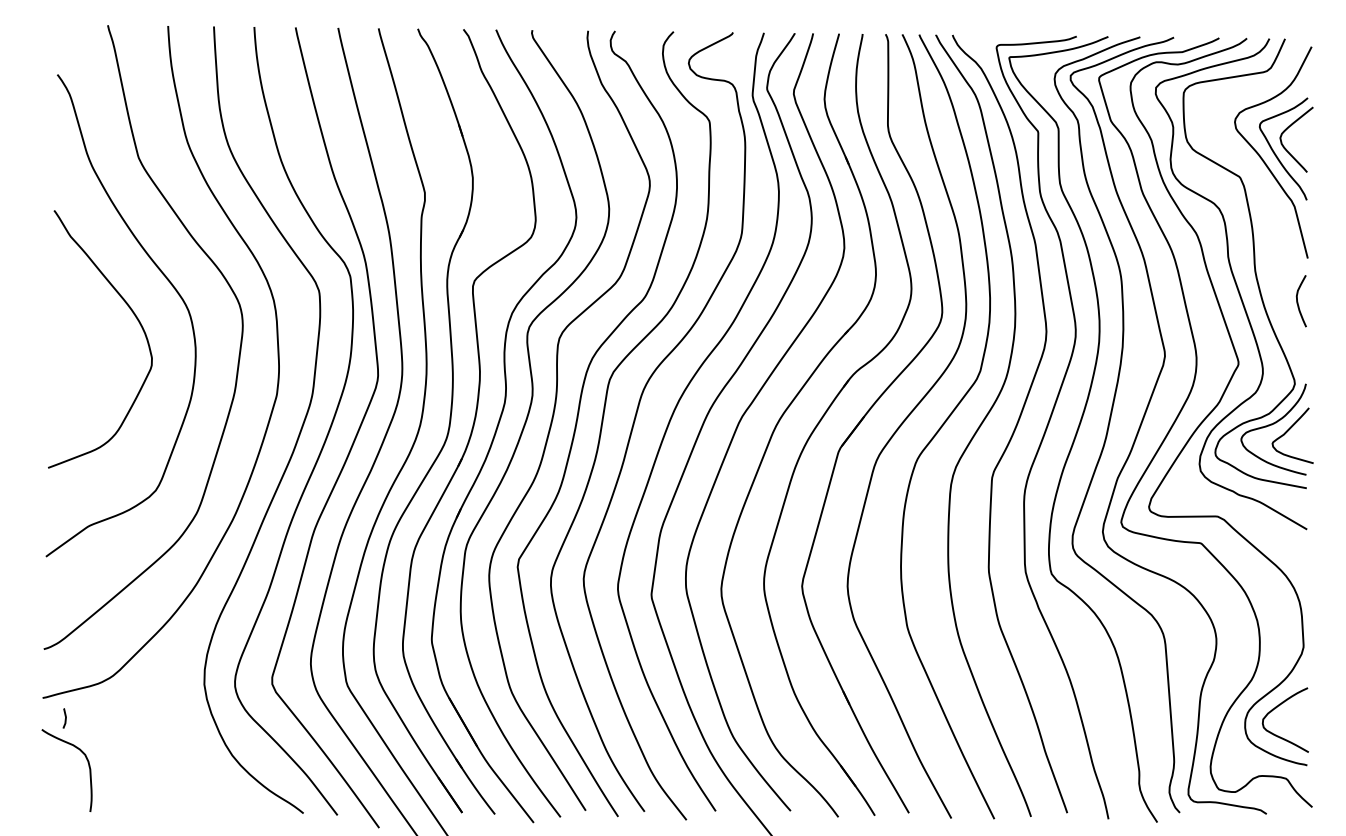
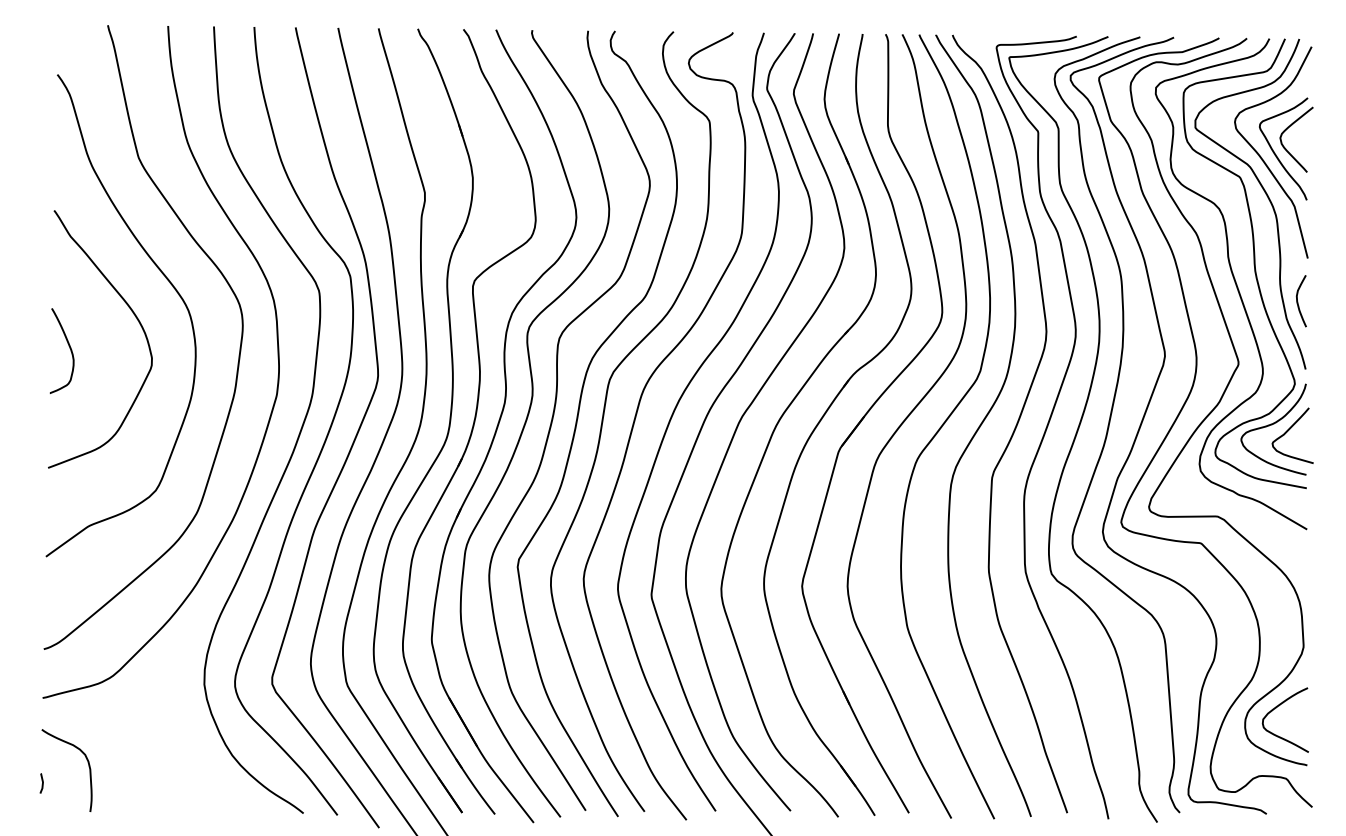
curve: none -> present (1266, 196)
curve: none -> present (68, 346)
curve position: (65, 718) -> (42, 783) (42, 783)
